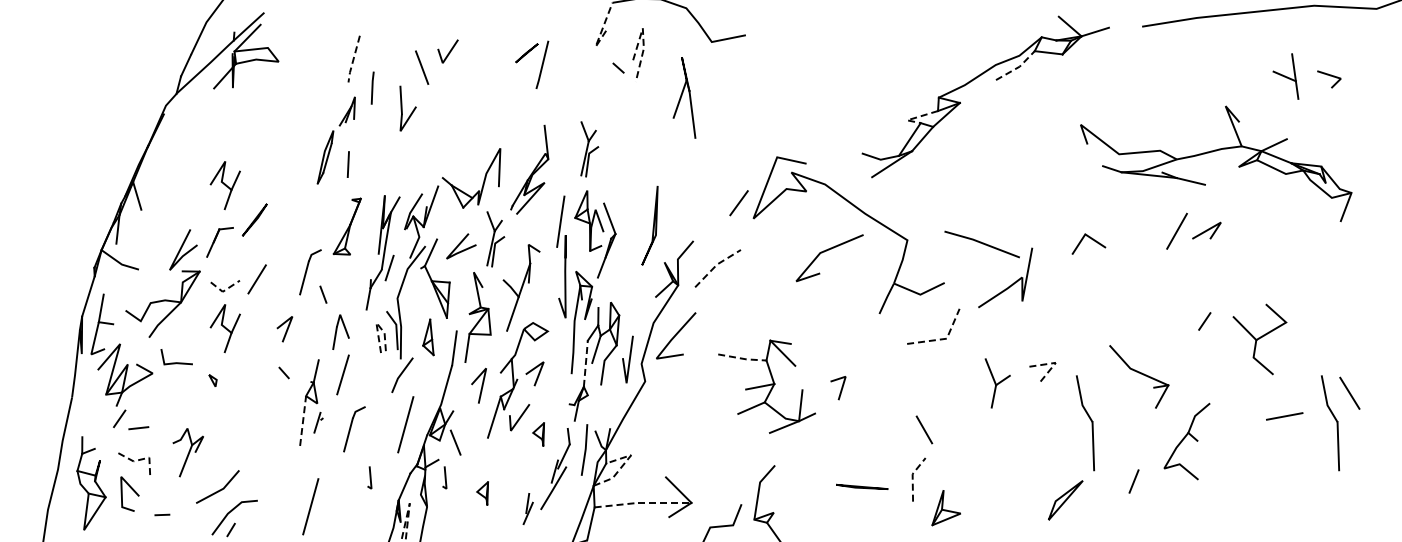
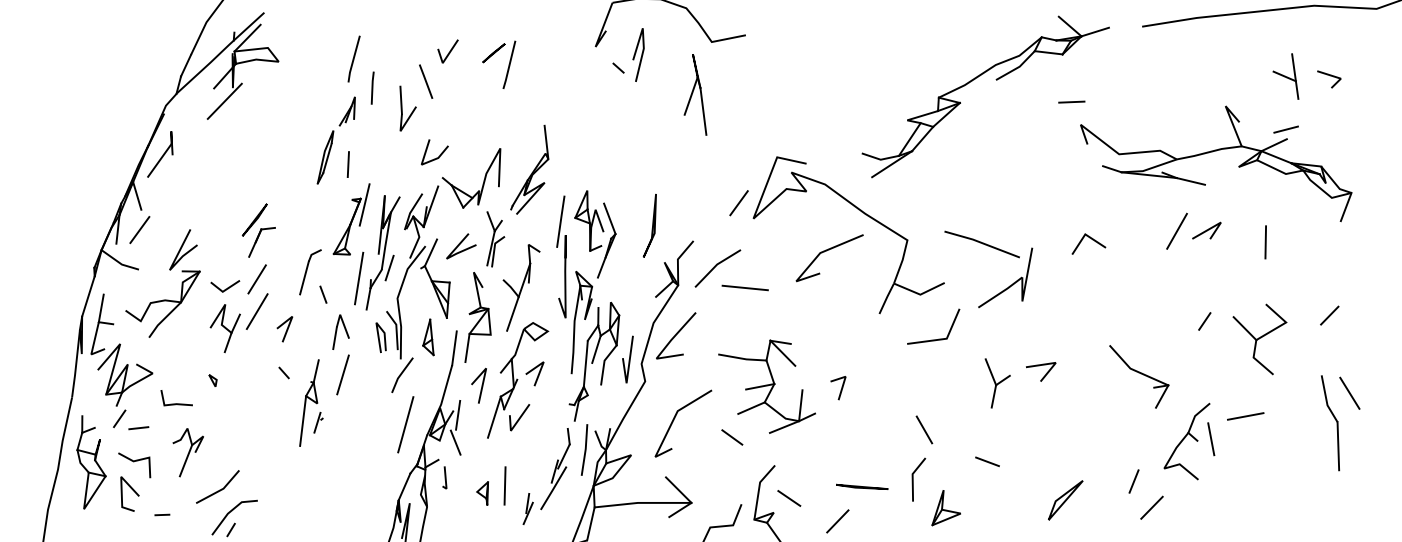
line: dashed -> solid (600, 34)
line: dashed -> solid (643, 38)
line: dashed -> solid (353, 59)
line position: (422, 67) -> (426, 81) (426, 81)
line: dashed -> solid (1018, 67)
part position: (540, 68) -> (507, 68) (507, 68)
part position: (684, 97) -> (695, 94) (695, 94)
line: none -> present (224, 100)
line: none -> present (1071, 101)
line: dashed -> solid (915, 117)
line: none -> present (1285, 129)
part: present -> none (589, 149)
part: none -> present (160, 154)
line: none -> present (436, 157)
part: present -> none (224, 185)
line: none -> present (364, 204)
part size: 18x81 px -> 15x64 px (649, 225)
line: none -> present (139, 230)
part position: (219, 242) -> (261, 242) (261, 242)
line: none -> present (1265, 242)
line: dashed -> solid (716, 265)
line: none -> present (358, 278)
line: none -> present (744, 287)
line: dashed -> solid (224, 290)
line: none -> present (256, 311)
line: none -> present (1329, 315)
line: dashed -> solid (376, 323)
line: dashed -> solid (943, 339)
line: dashed -> solid (743, 358)
line position: (176, 362) -> (176, 403) (176, 403)
line: dashed -> solid (585, 362)
line: dashed -> solid (1053, 363)
line: none -> present (458, 414)
line position: (1284, 416) -> (1245, 416) (1245, 416)
line: none -> present (675, 418)
line: dashed -> solid (303, 420)
part: present -> none (1085, 423)
part: present -> none (354, 429)
part: present -> none (538, 434)
line: none -> present (732, 437)
line: none -> present (1211, 439)
line: dashed -> solid (142, 459)
line: none -> present (987, 461)
line: dashed -> solid (623, 464)
line: present -> none (369, 477)
line: dashed -> solid (912, 477)
part position: (91, 483) -> (91, 462) (91, 462)
line: none -> present (504, 485)
line: none -> present (789, 498)
line: dashed -> solid (642, 502)
line: dashed -> solid (409, 504)
line: present -> none (310, 506)
line: none -> present (1151, 507)
line: none -> present (837, 521)
